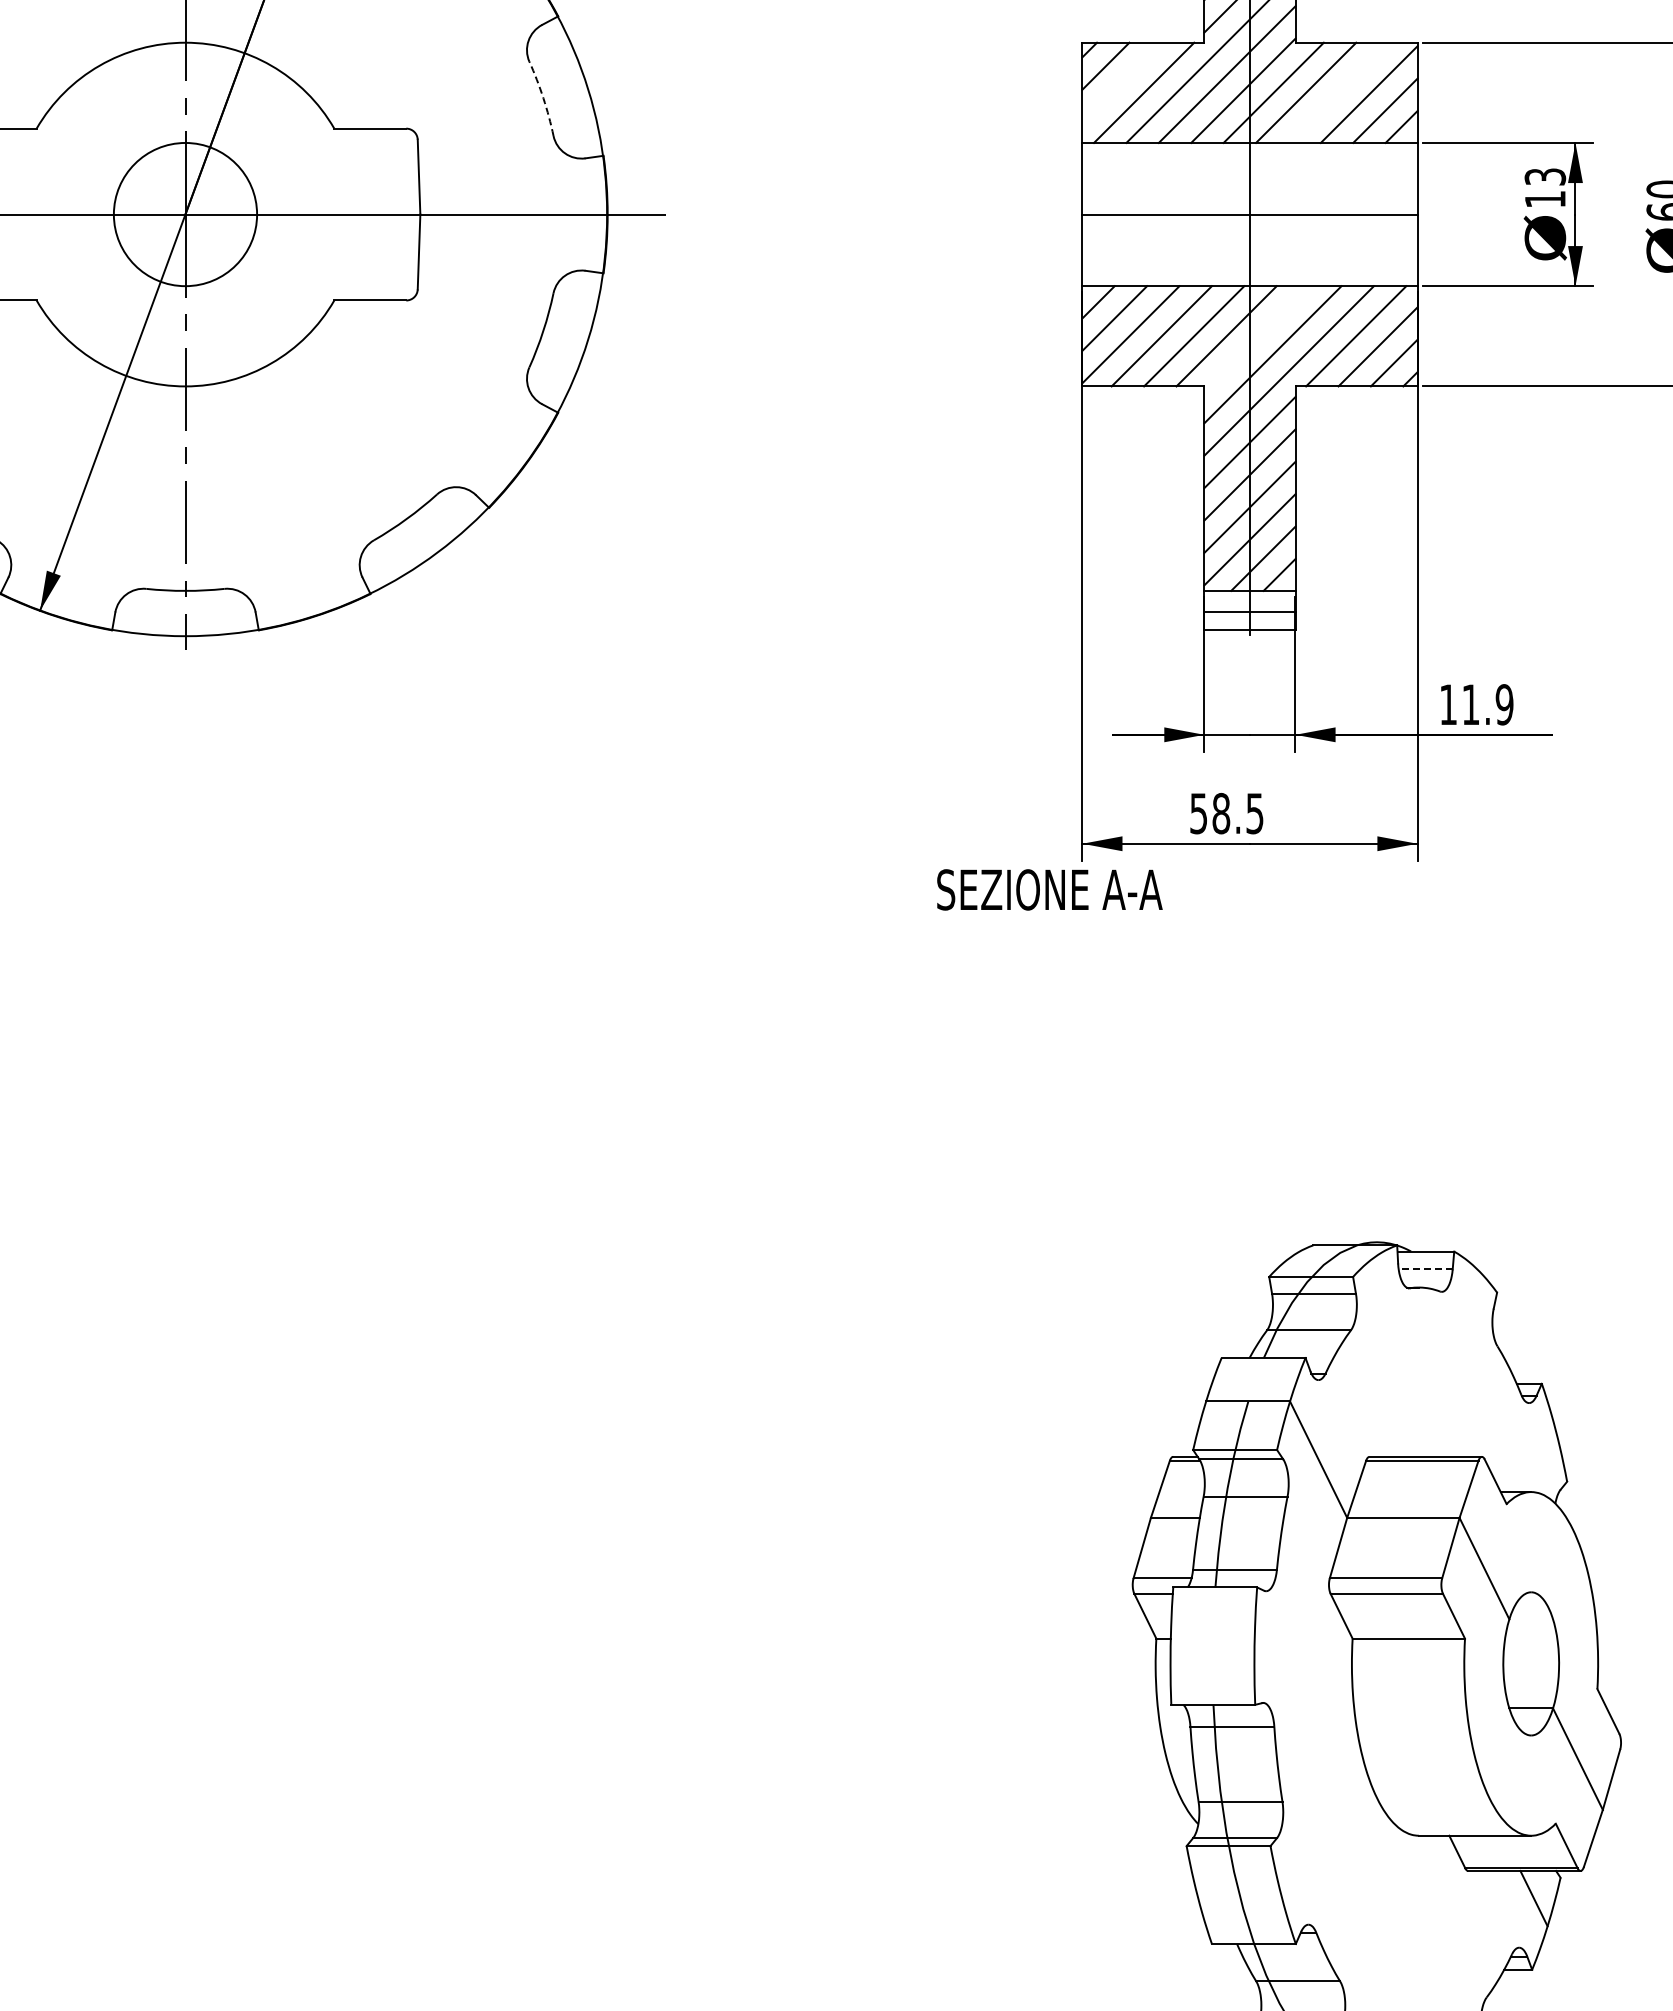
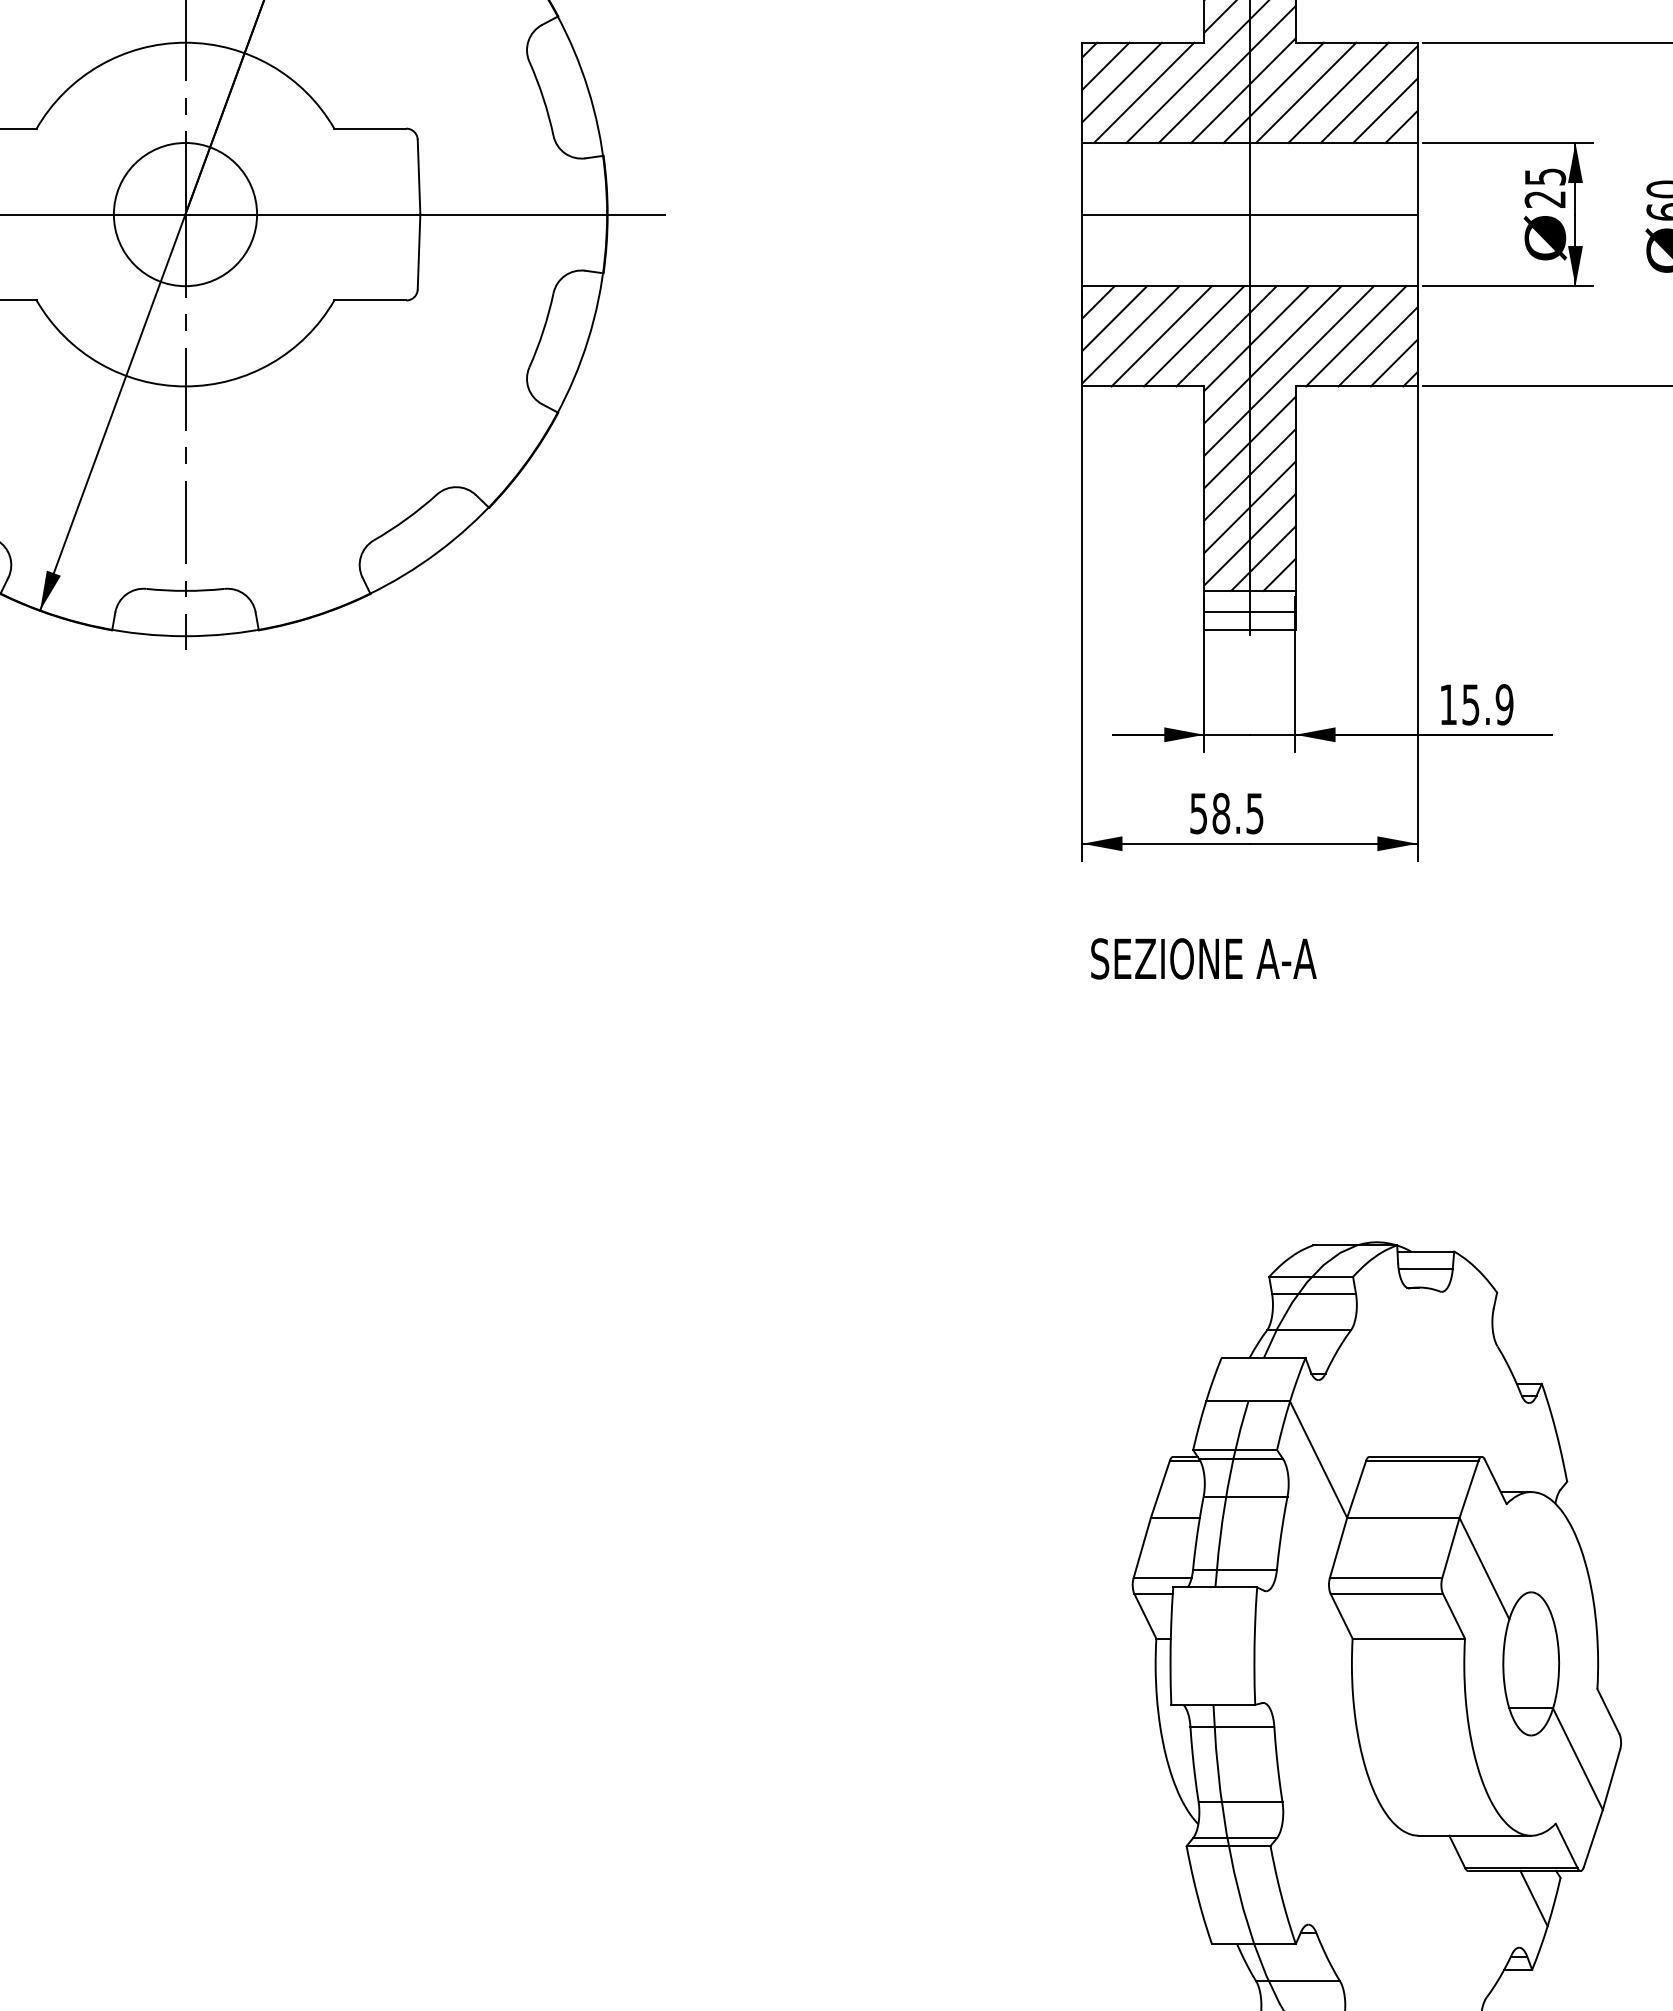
line: none -> present (1121, 82)
line: none -> present (1338, 92)
arc: dashed -> solid (543, 98)
text: 13 -> 25 (1544, 187)
line: none -> present (1256, 338)
text: 11.9 -> 15.9 (1470, 704)
text position: (1049, 889) -> (1203, 958) (1203, 958)
line: dashed -> solid (1425, 1269)
